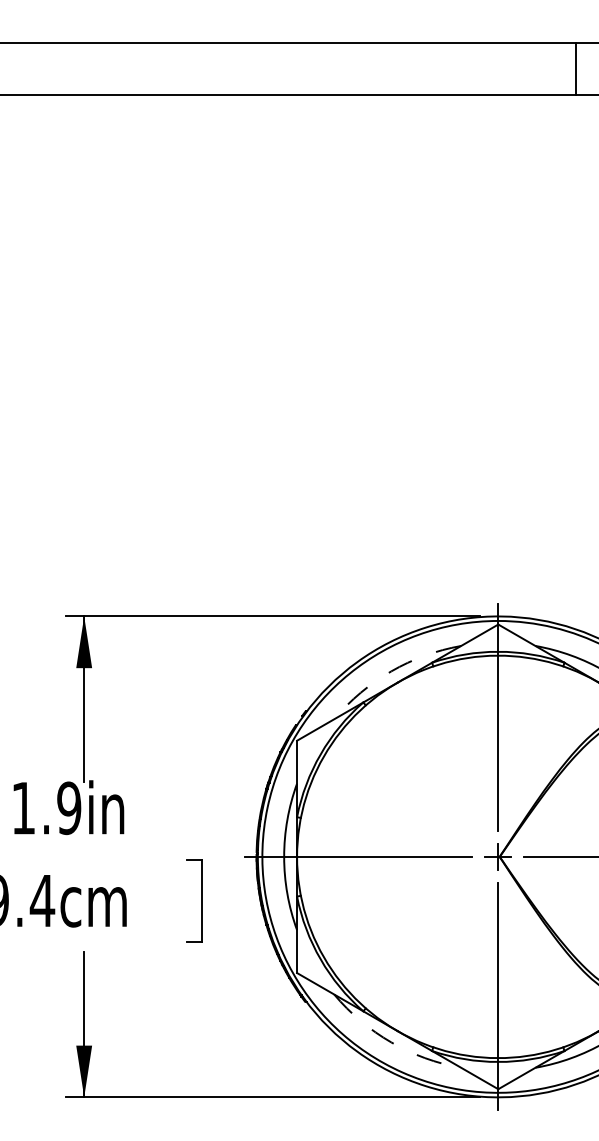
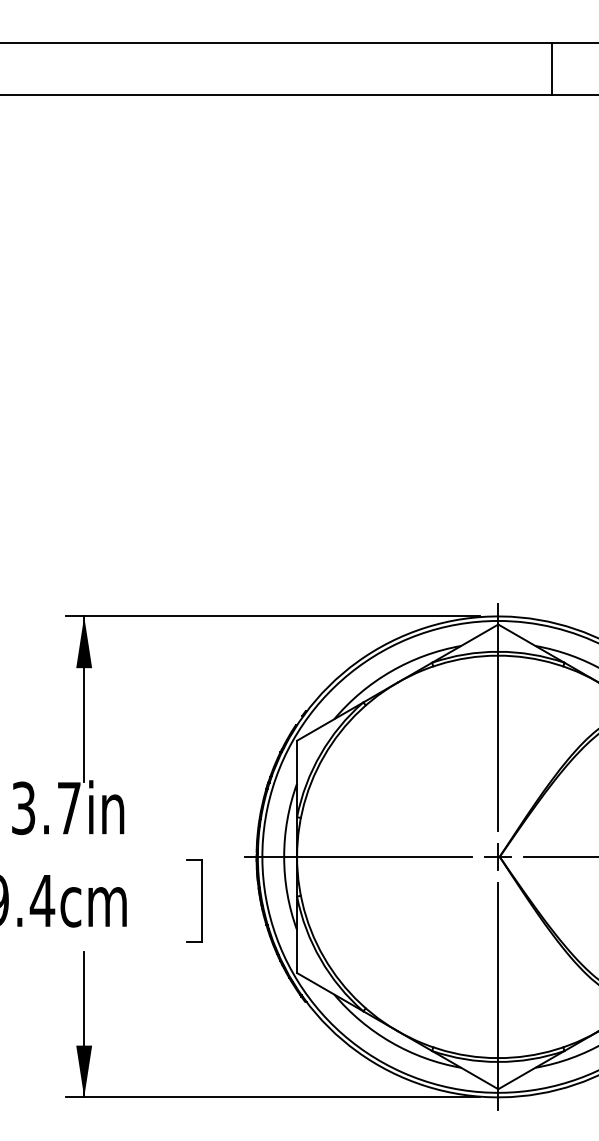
line position: (576, 69) -> (552, 69) (552, 69)
arc: dashed -> solid (391, 671)
text: 1.9in -> 3.7in (46, 808)
arc: dashed -> solid (391, 1042)
